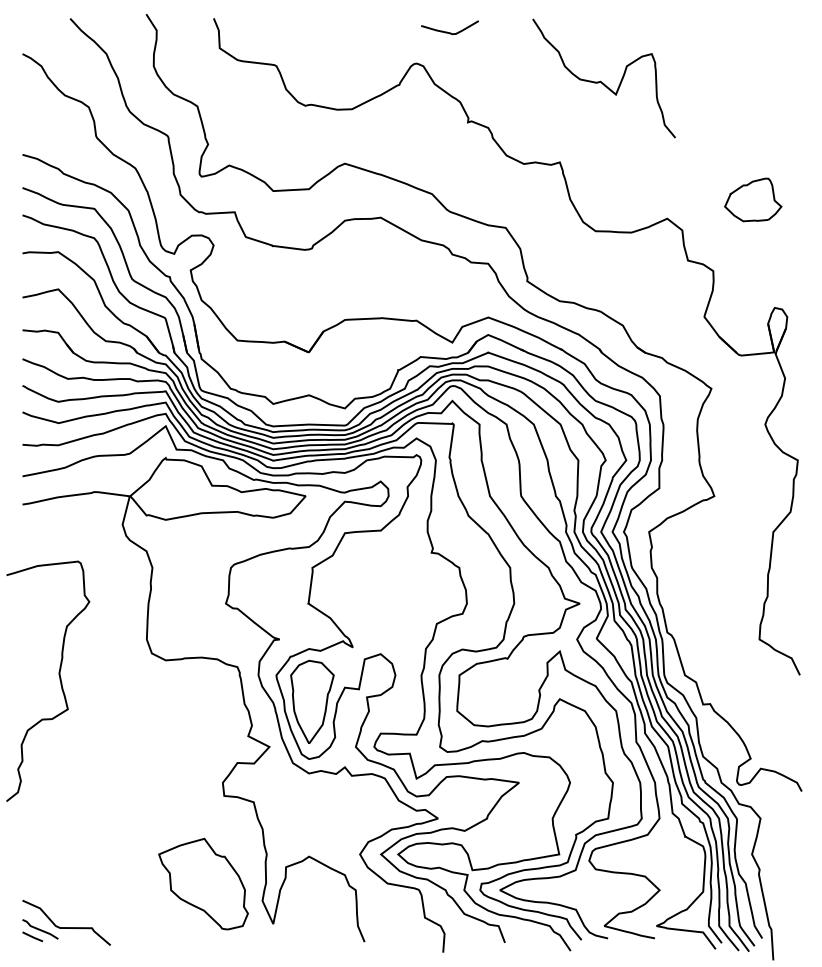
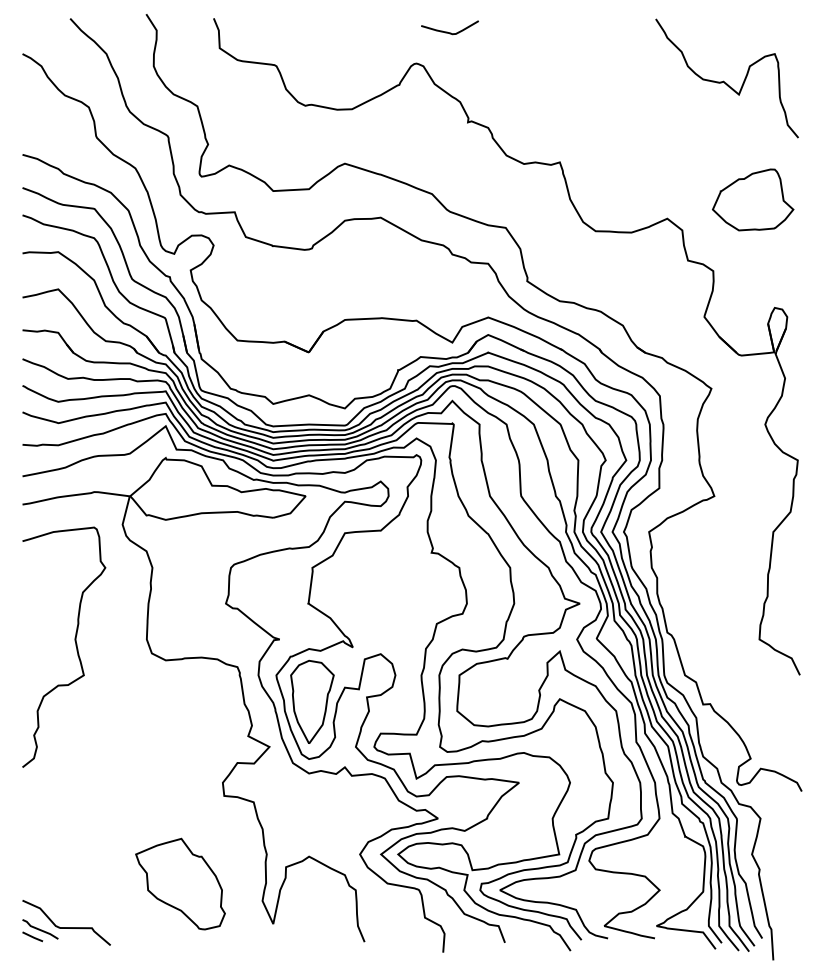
curve position: (600, 80) -> (723, 80) (723, 80)
part size: 59x46 px -> 83x64 px (753, 199)
curve position: (59, 680) -> (75, 646) (75, 646)
part position: (203, 883) -> (180, 883) (180, 883)
